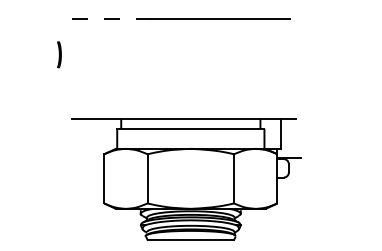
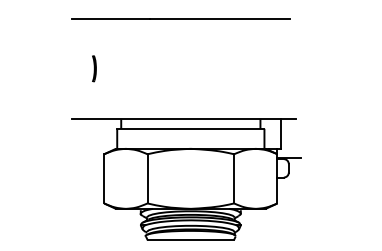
line: dashed -> solid (110, 18)
line position: (59, 54) -> (94, 68) (94, 68)
